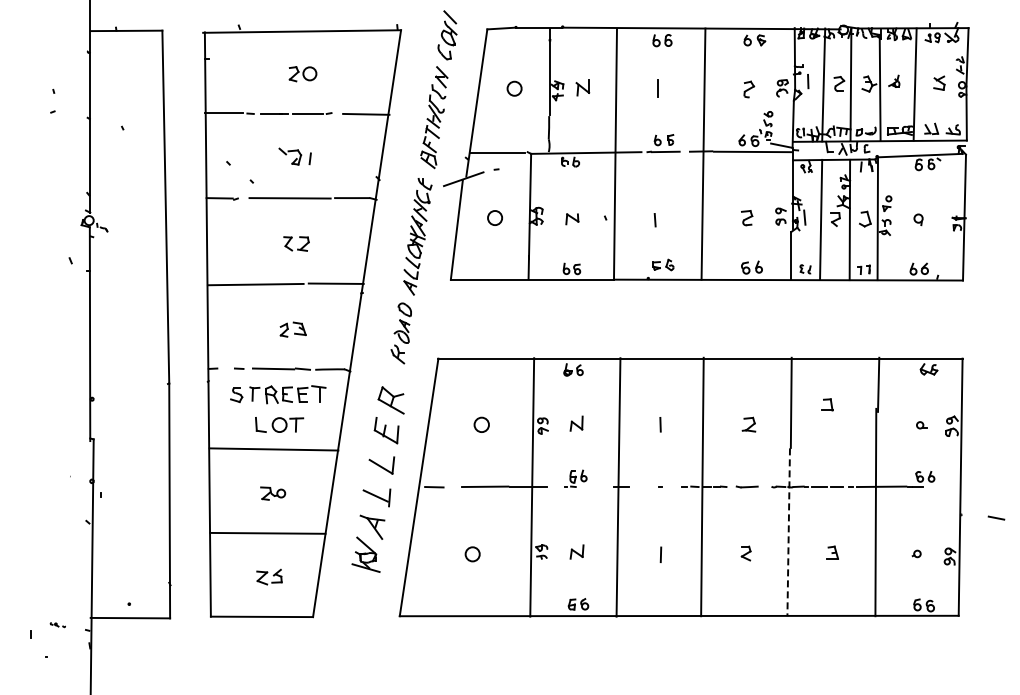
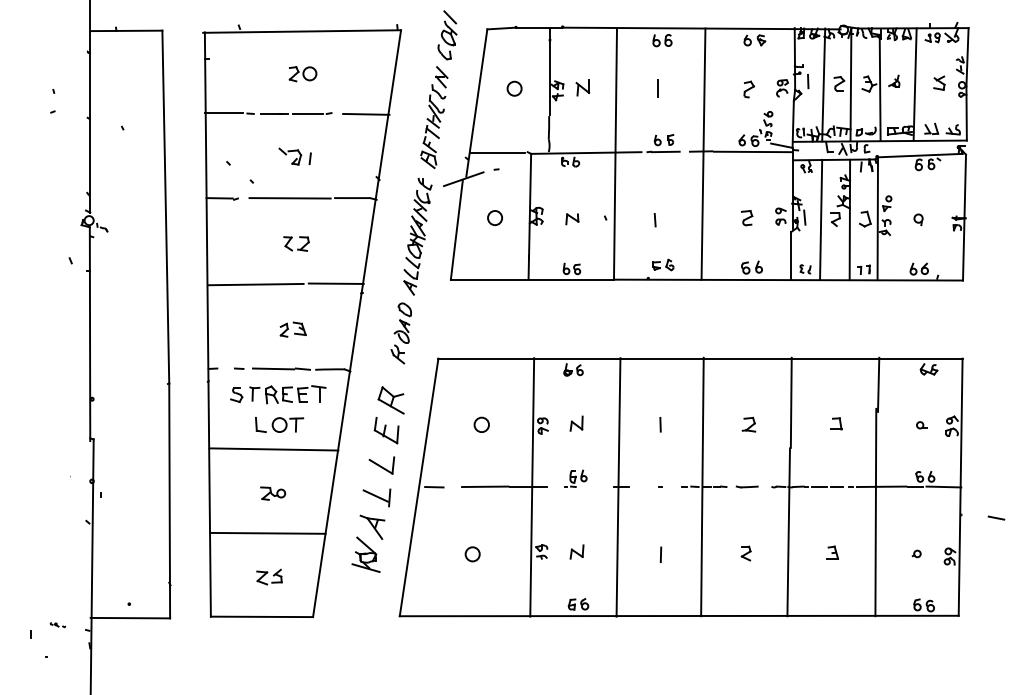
part position: (827, 404) -> (836, 423) (836, 423)
line: none -> present (943, 486)
line: dashed -> solid (788, 532)
